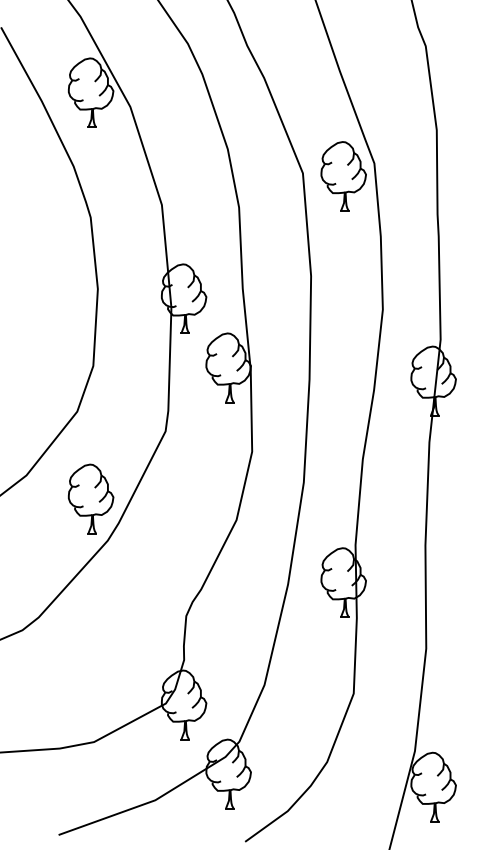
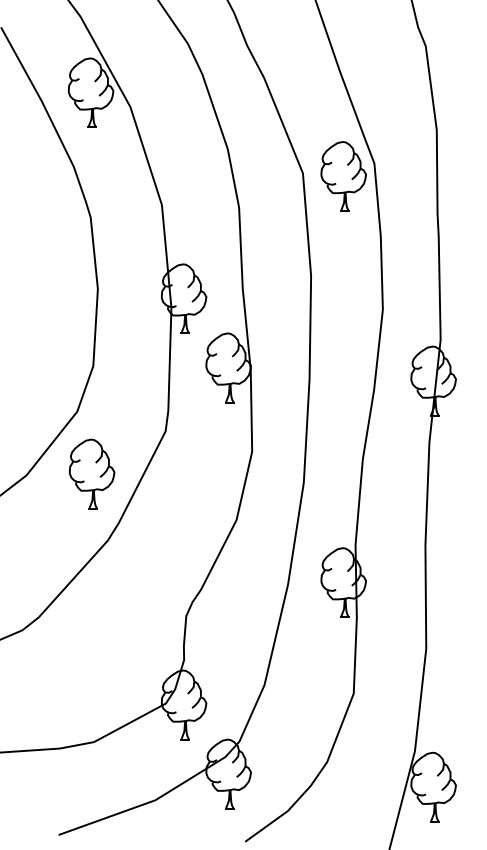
part position: (90, 498) -> (91, 473) (91, 473)
